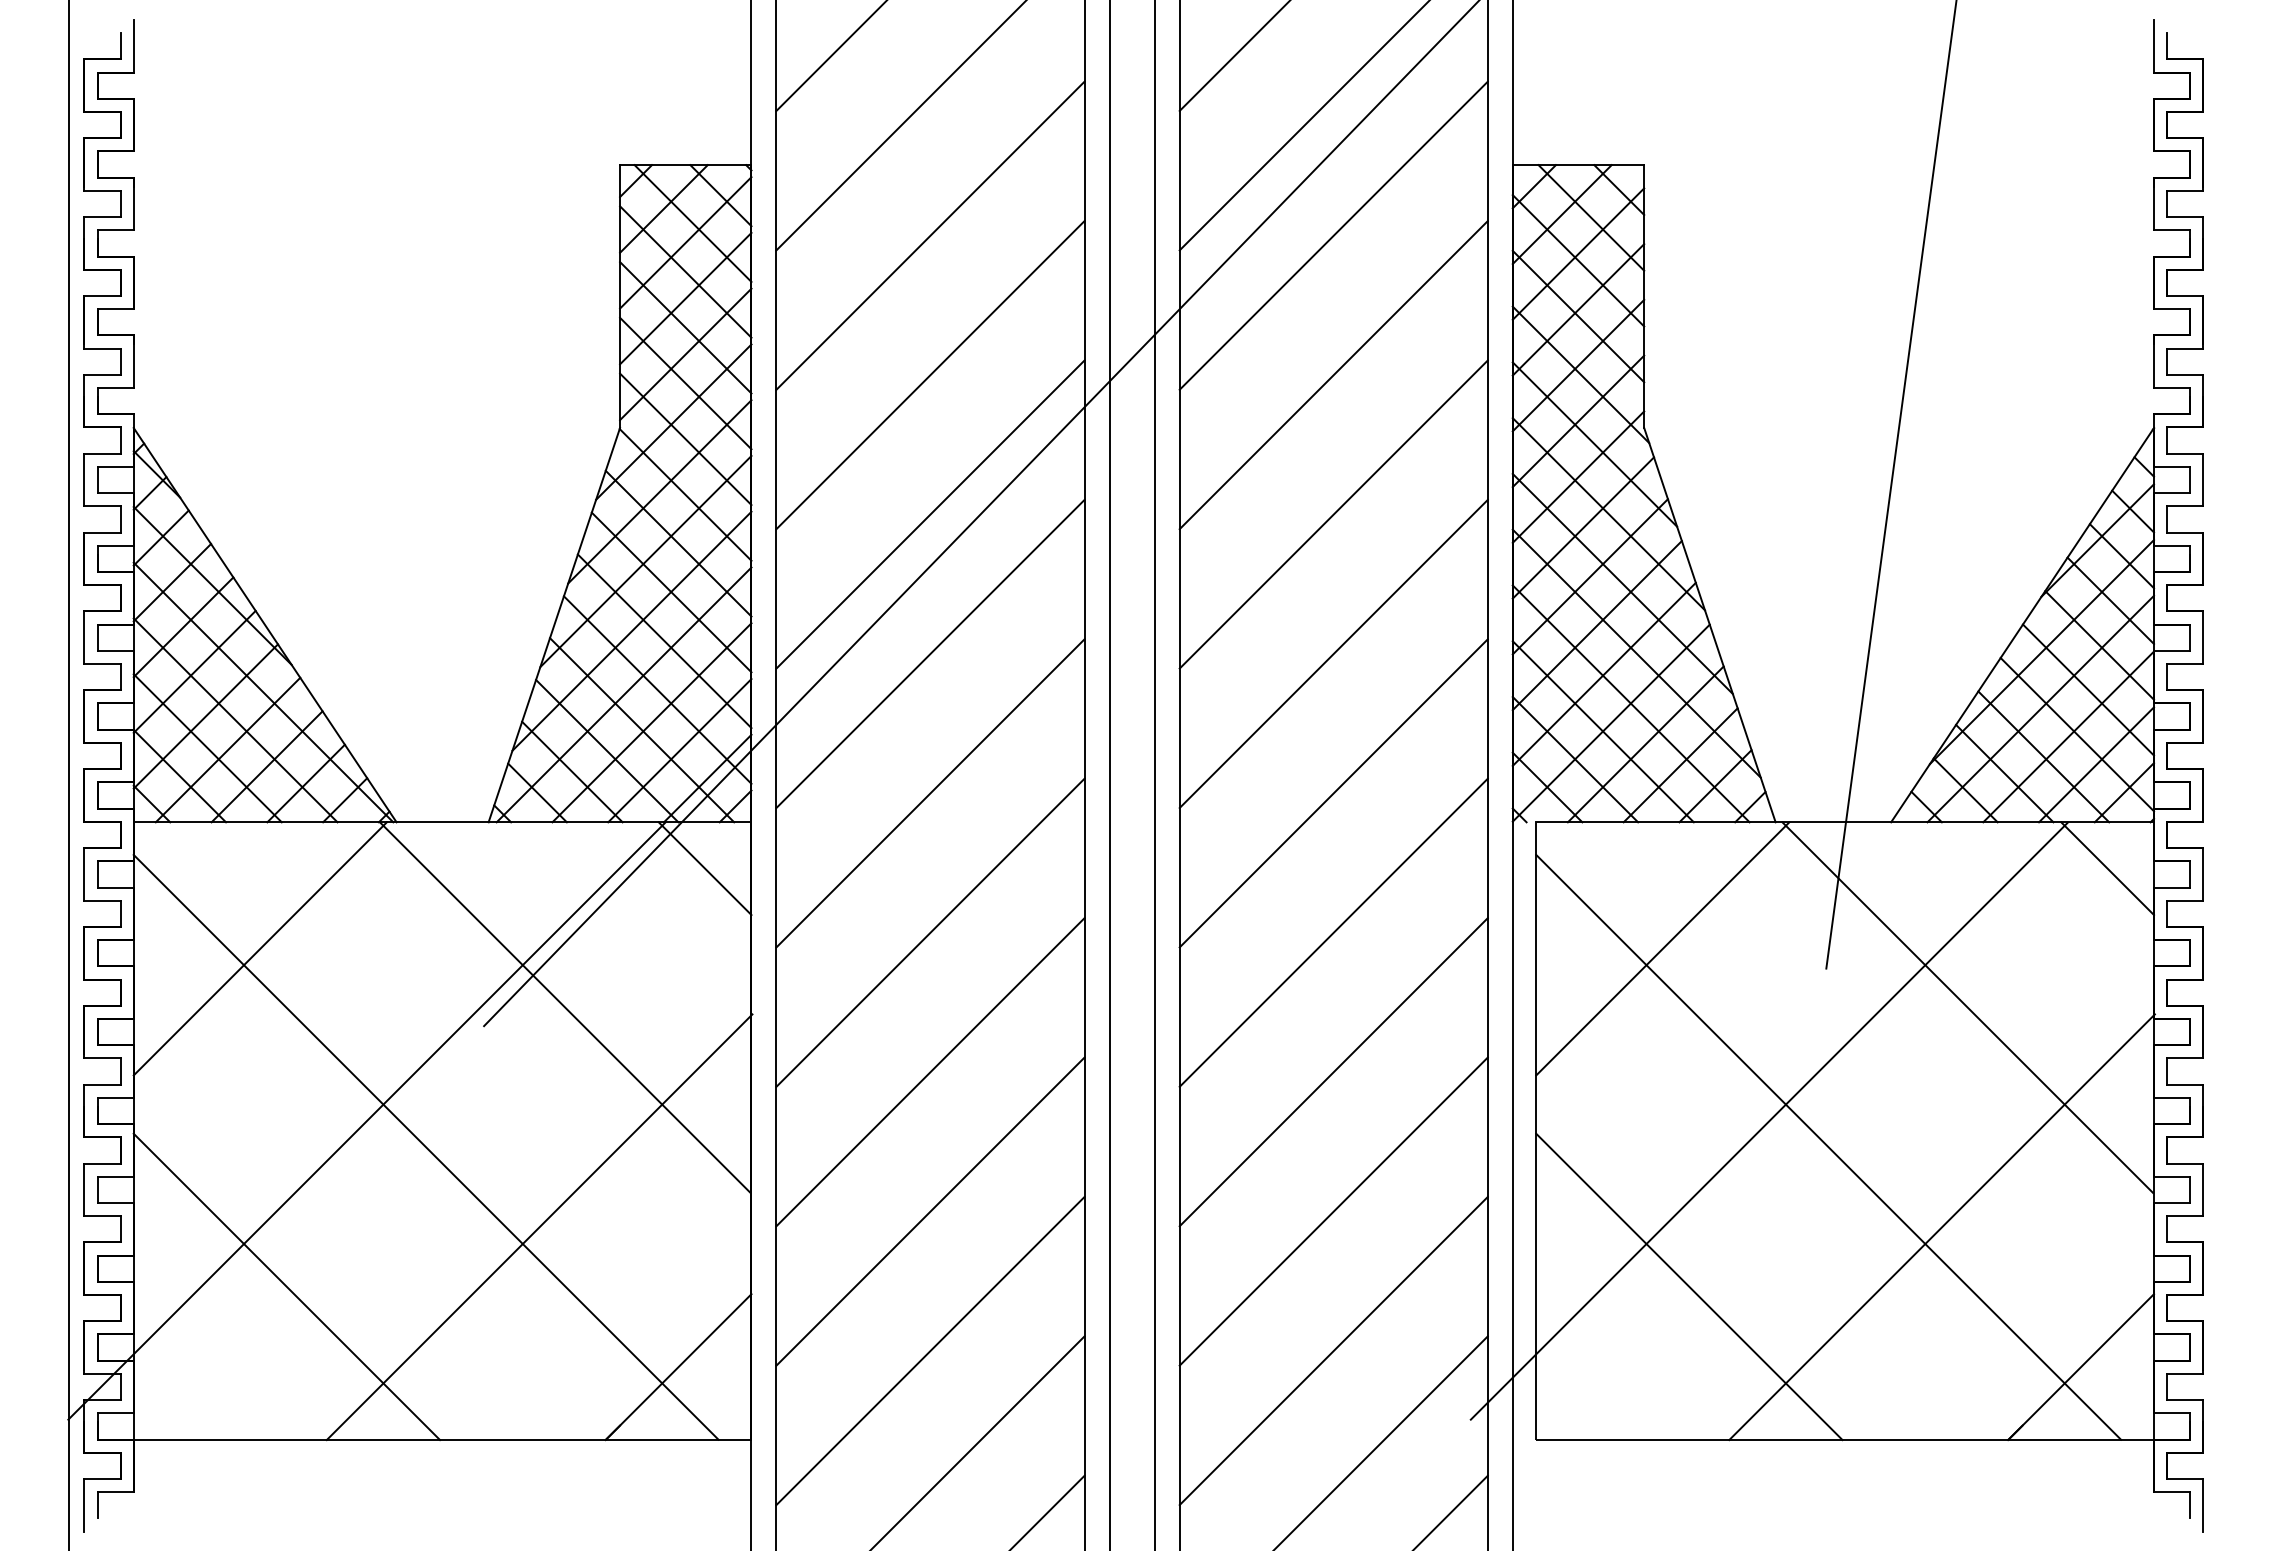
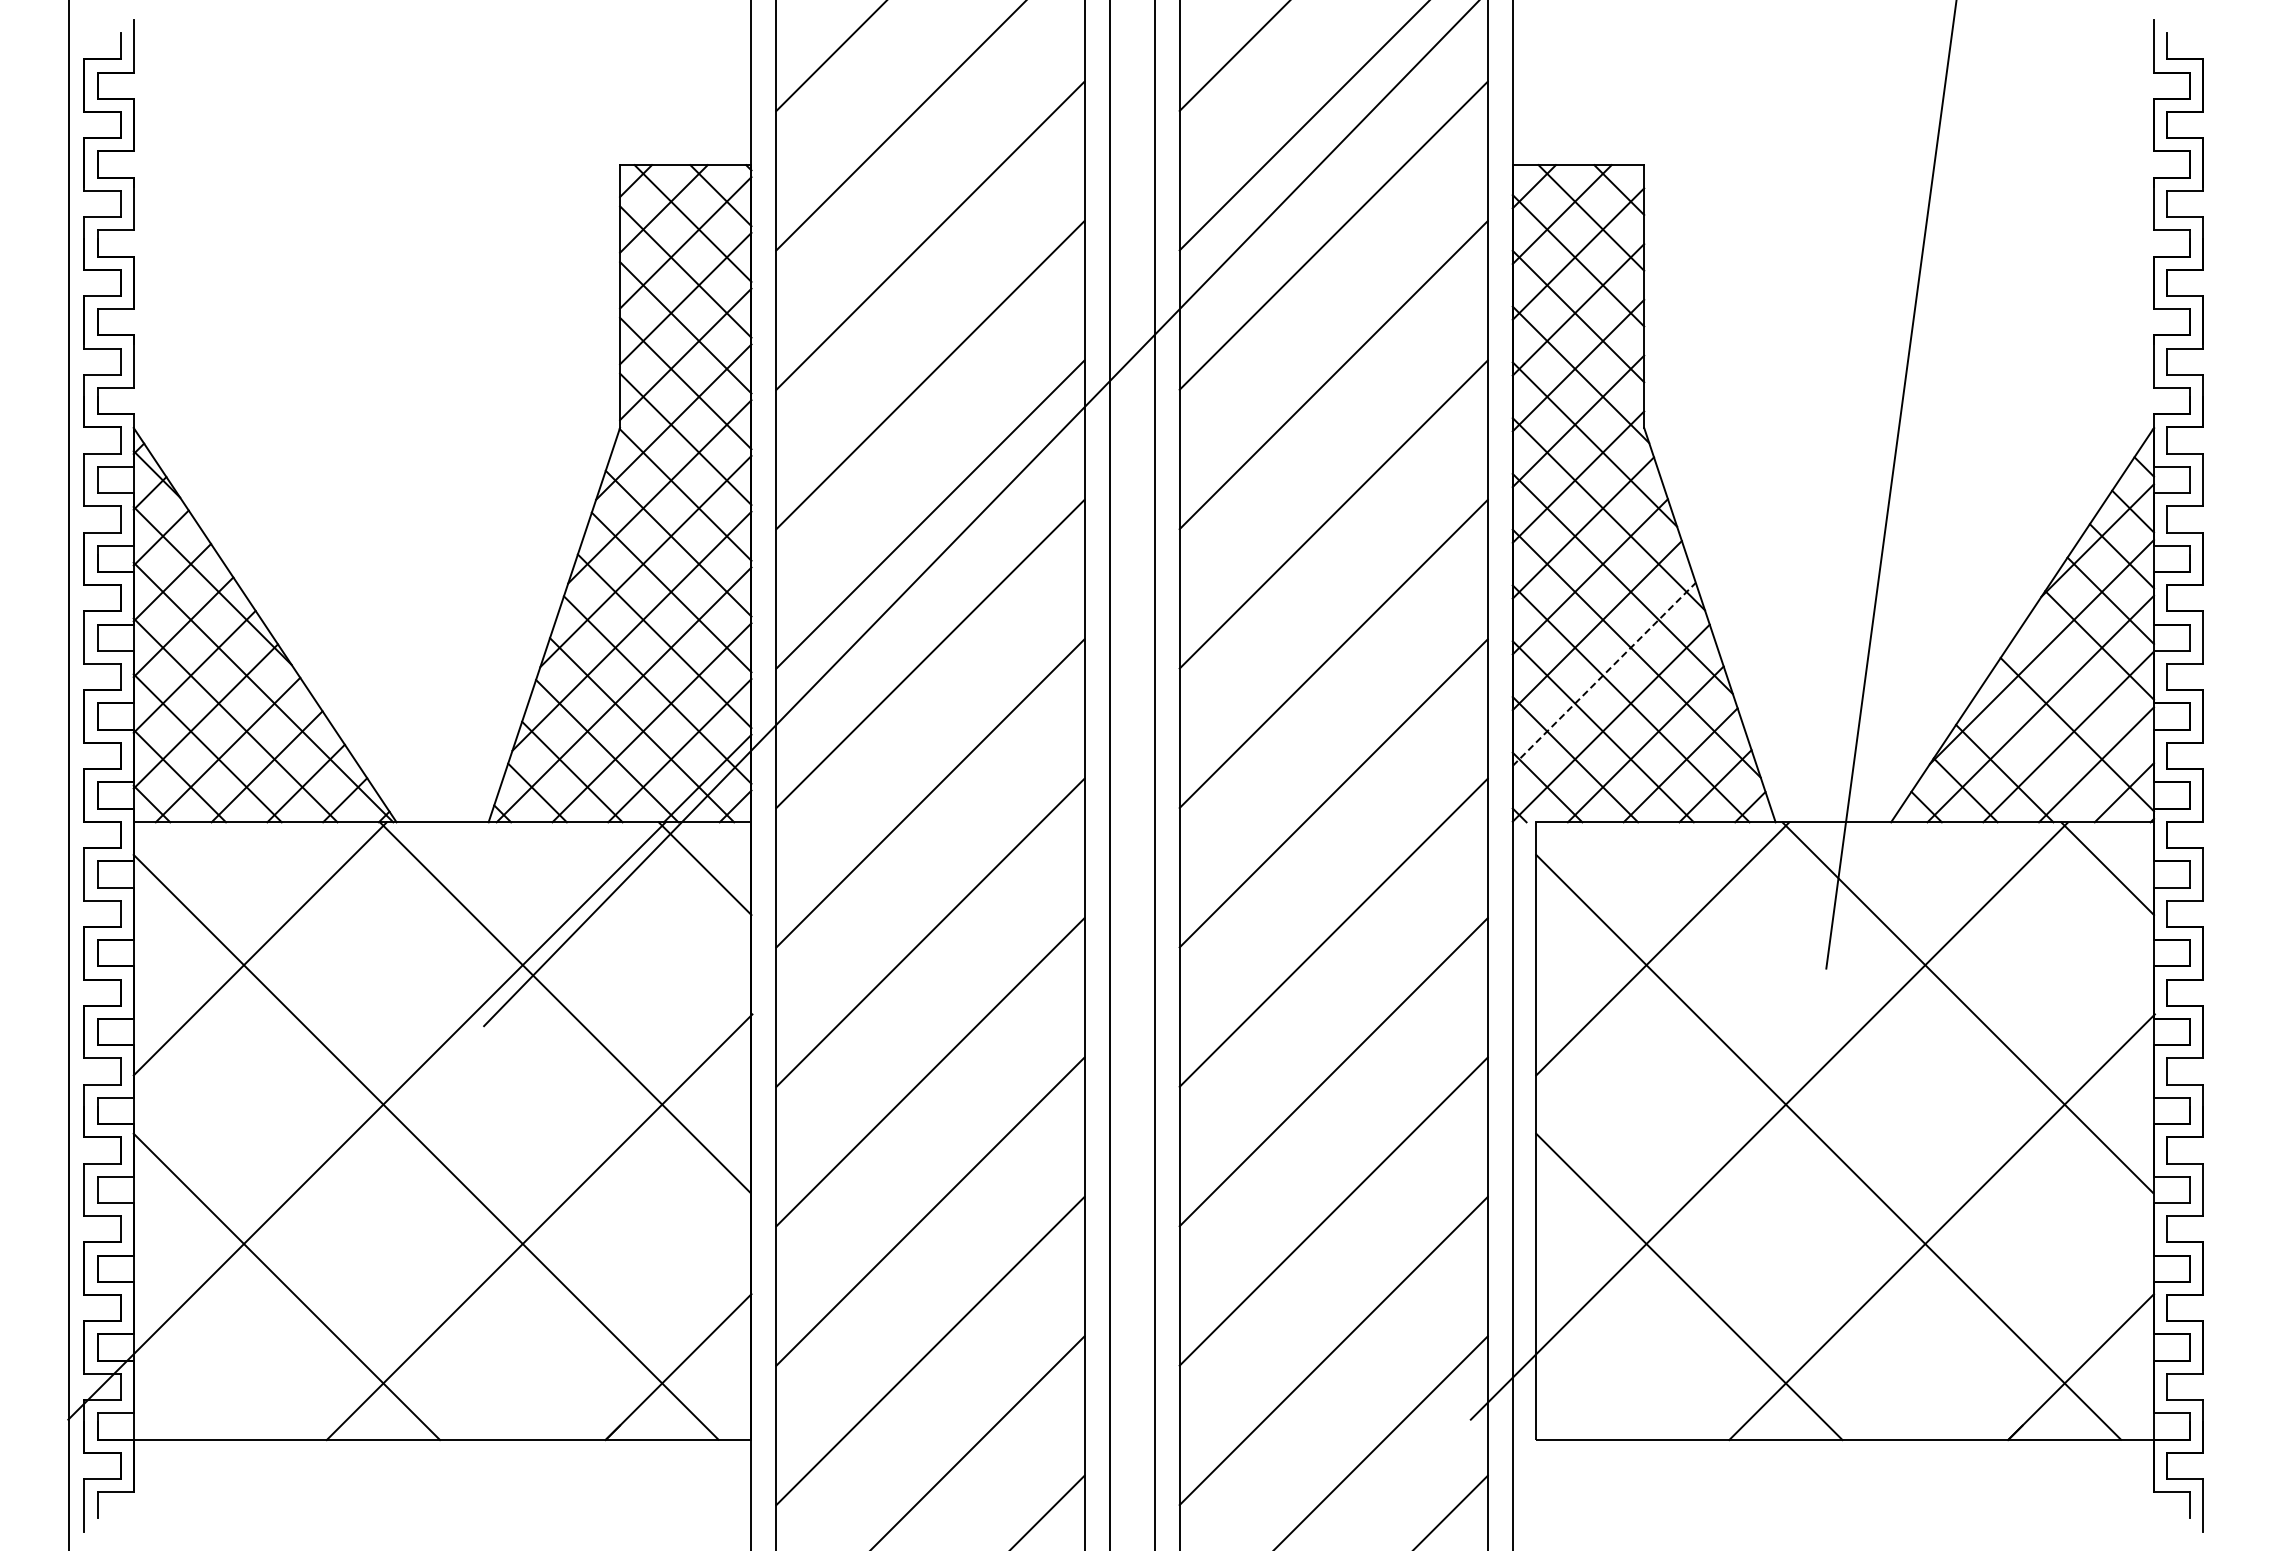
line: solid -> dashed (1604, 674)
line: present -> none (2088, 689)
line: present -> none (2043, 756)
